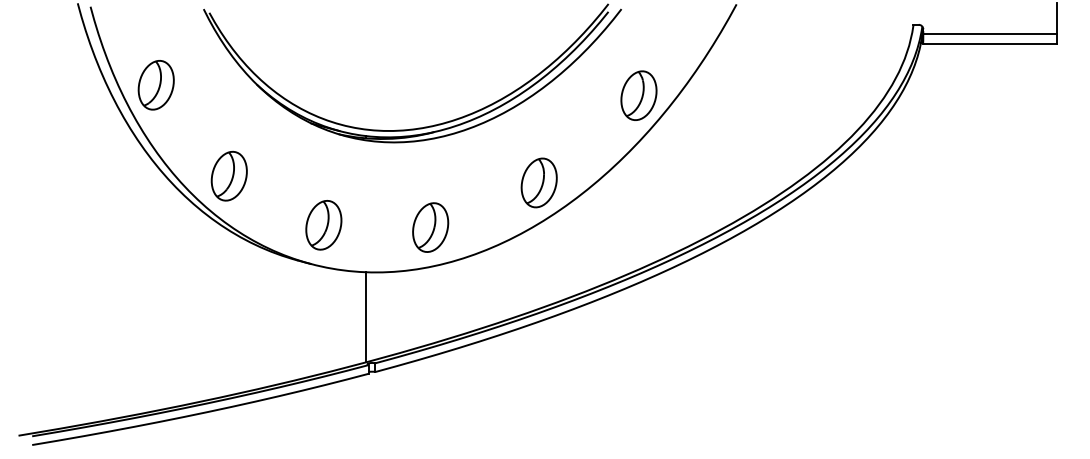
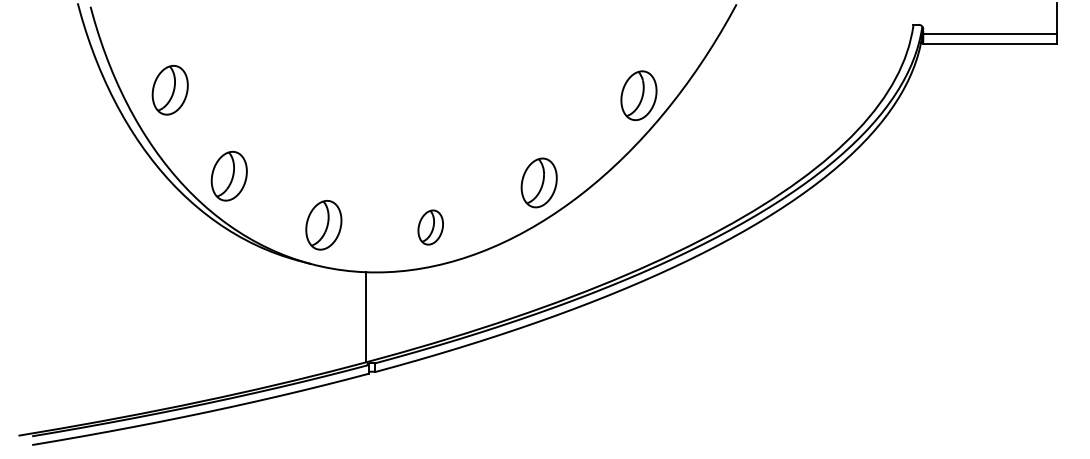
part position: (155, 85) -> (169, 90) (169, 90)
part: present -> none (418, 127)
part size: 38x51 px -> 27x37 px (430, 227)
